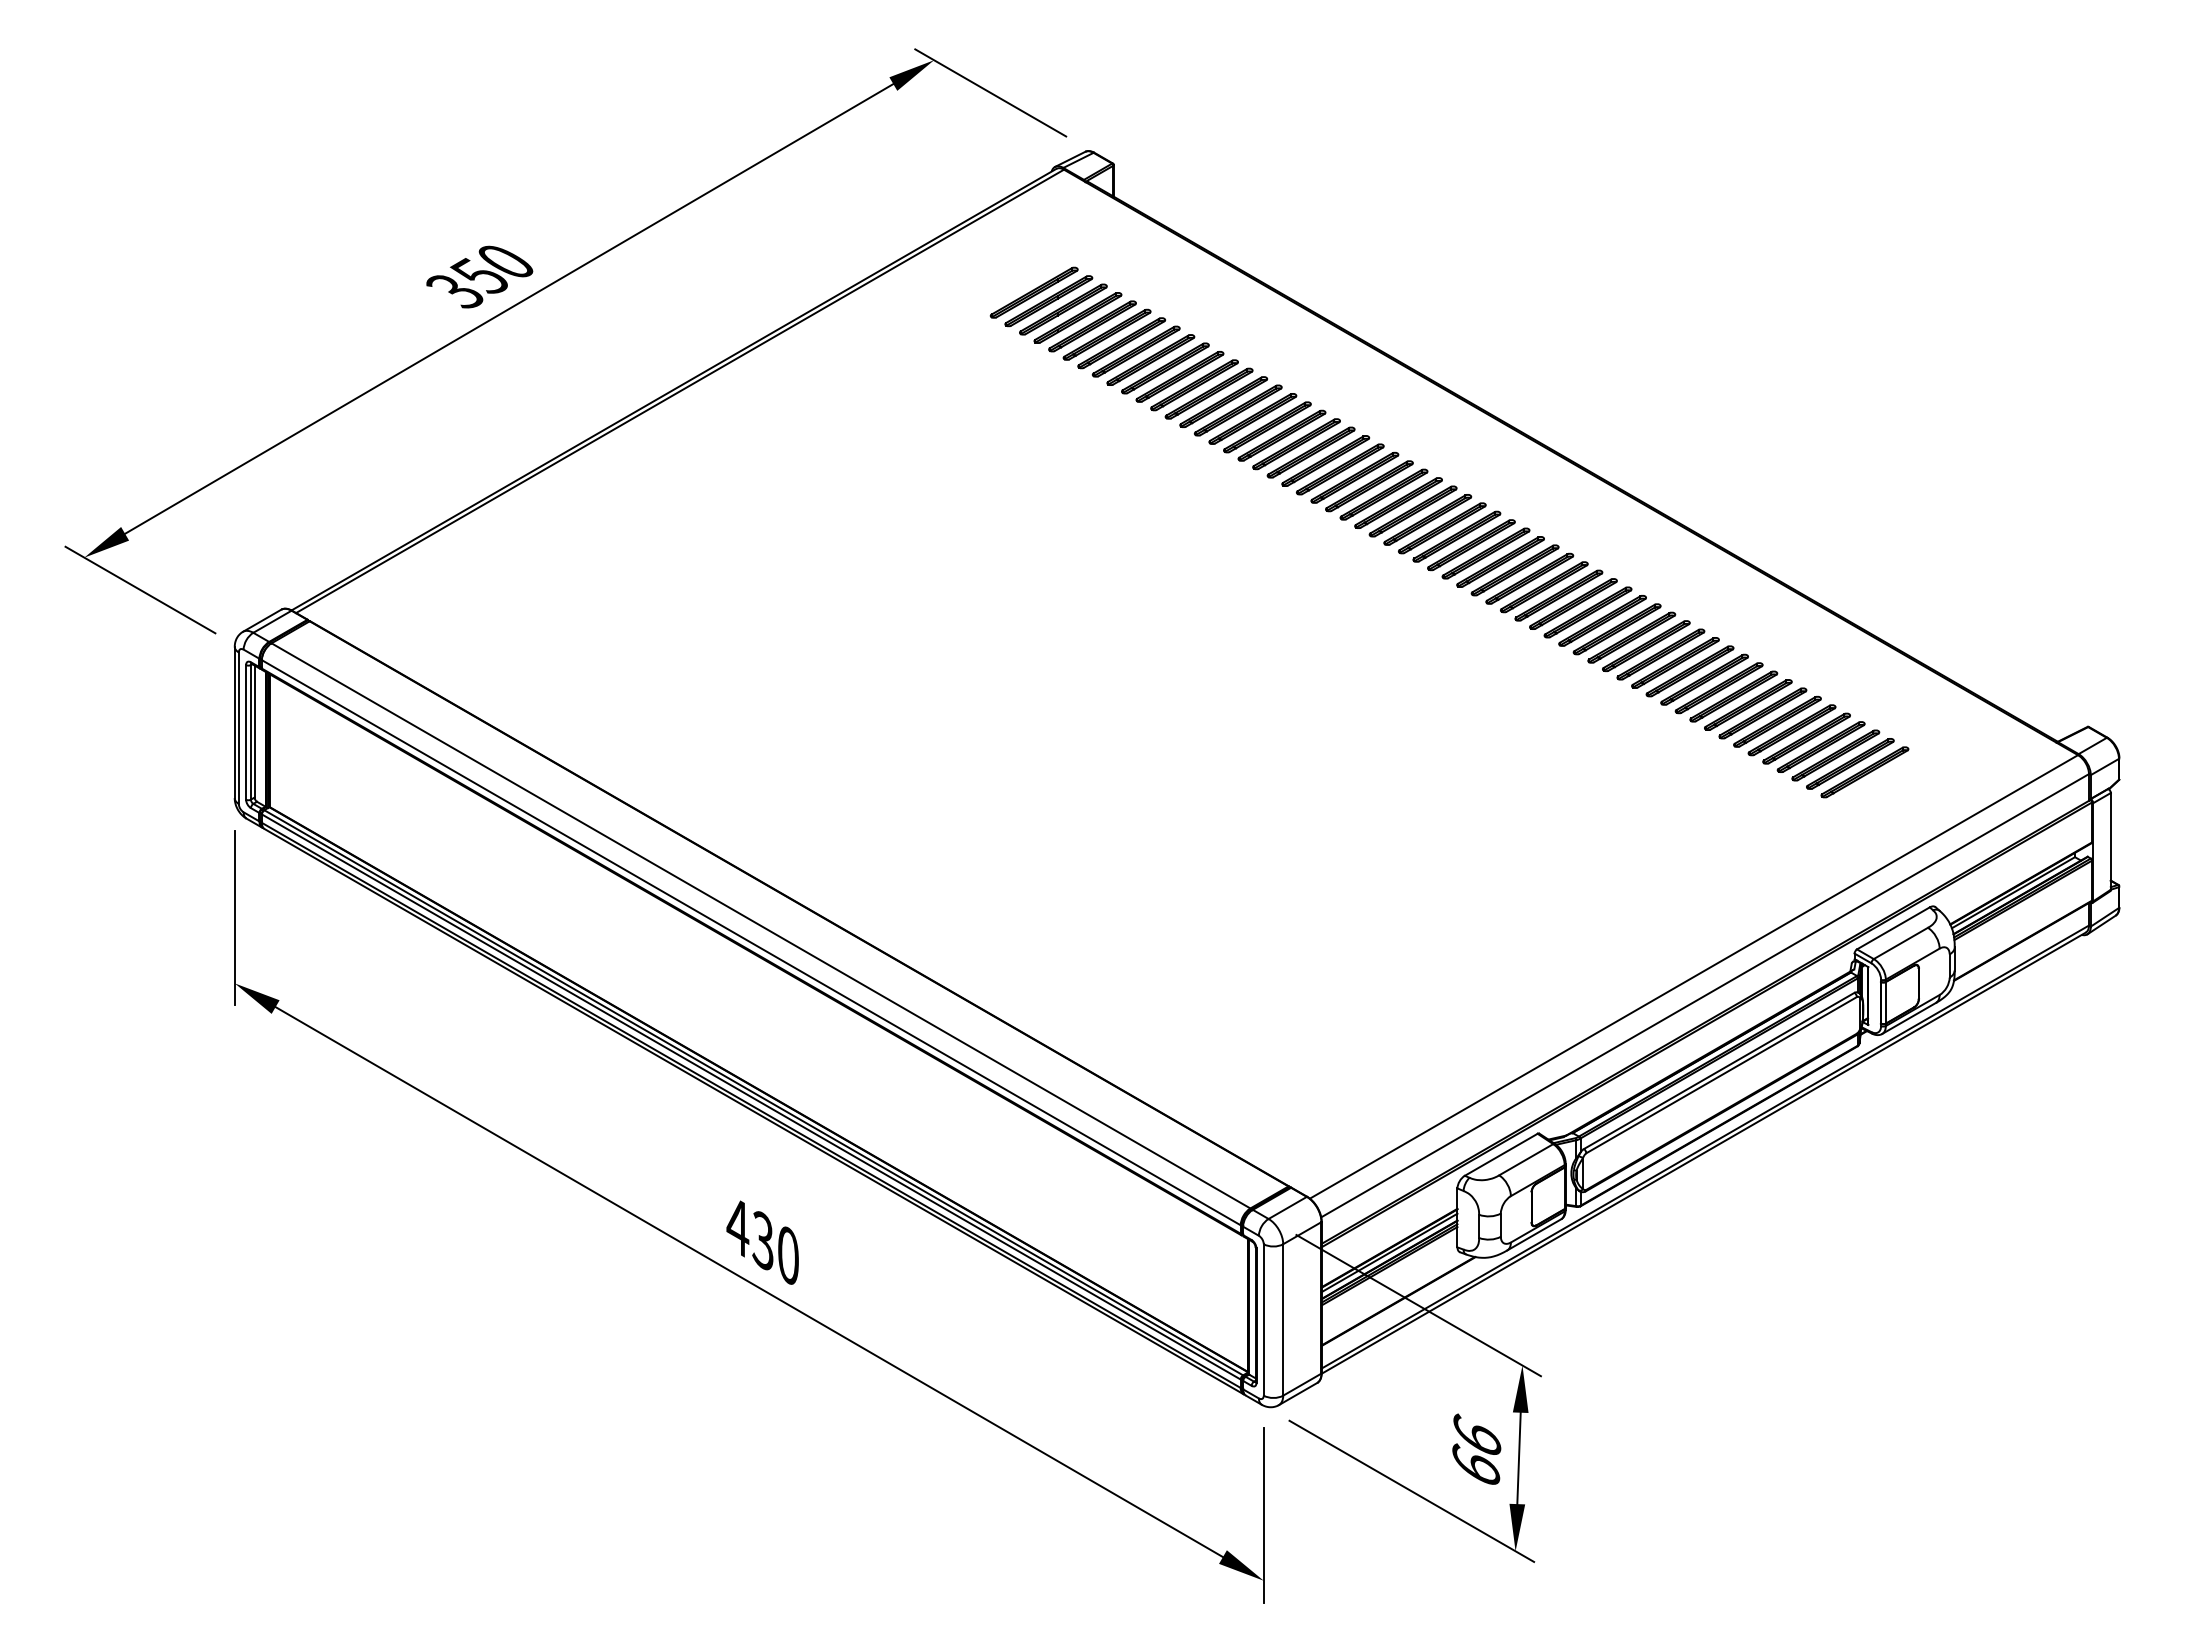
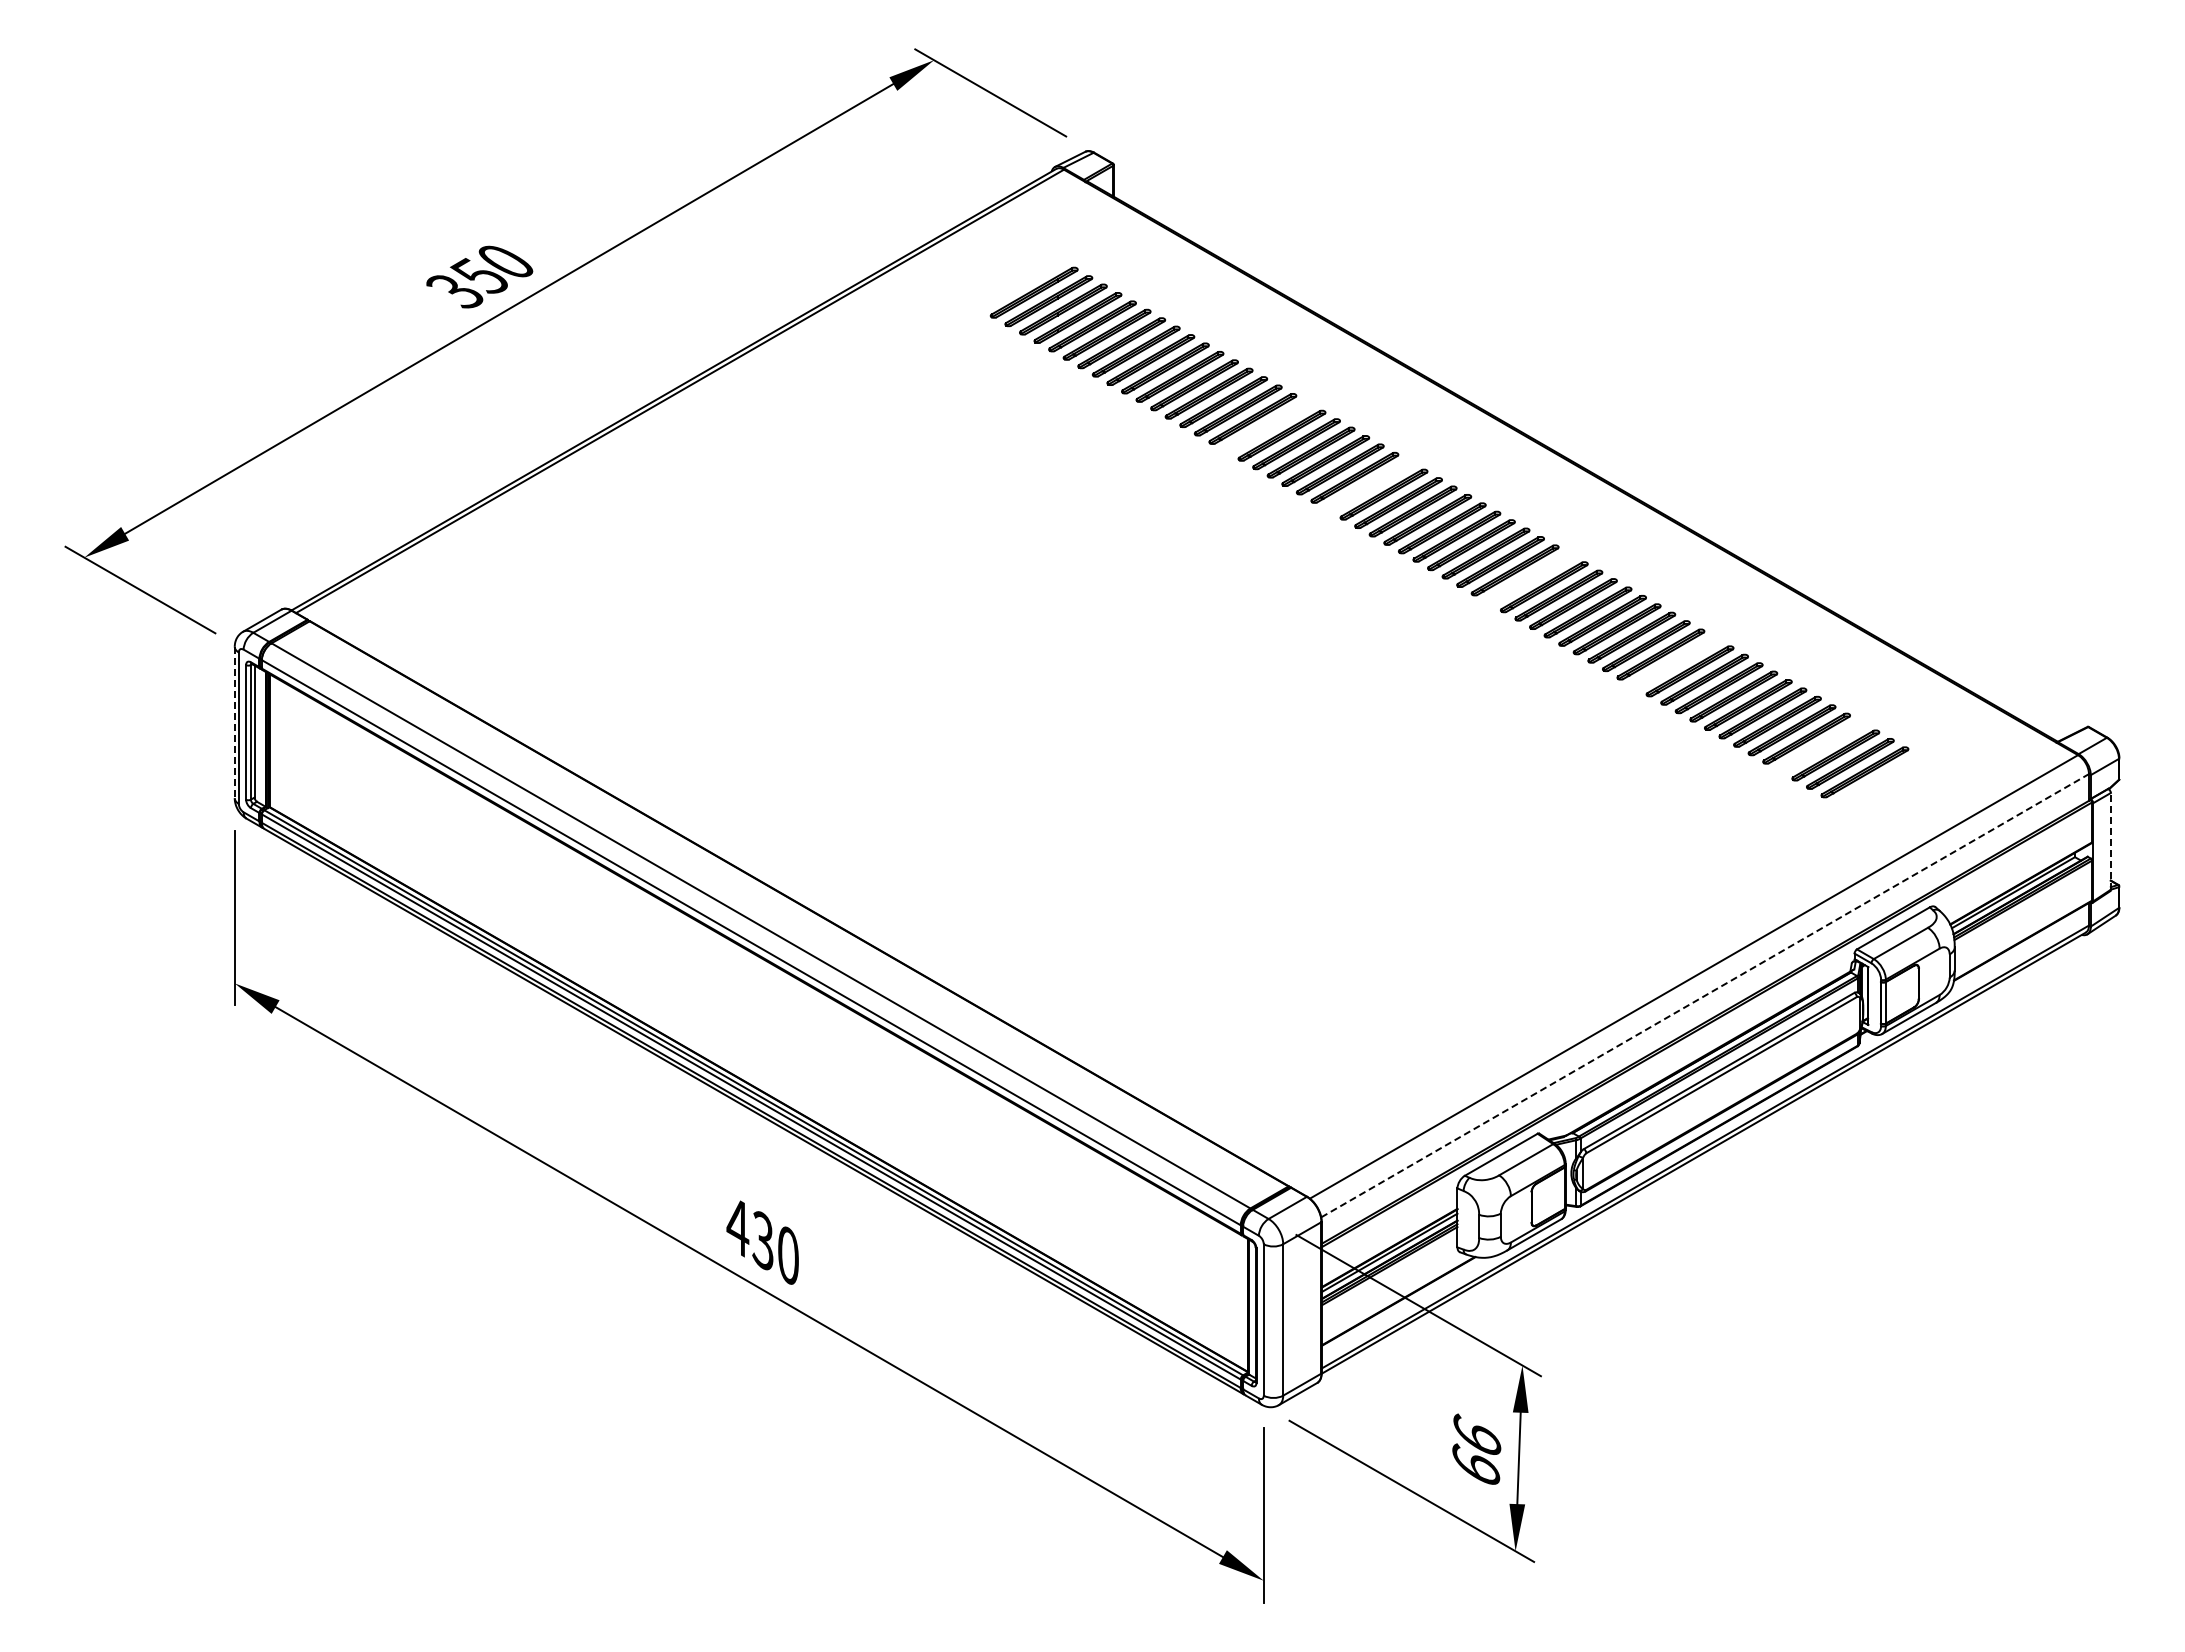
part: present -> none (1267, 427)
part: present -> none (1369, 486)
part: present -> none (1529, 578)
part: present -> none (1675, 662)
line: solid -> dashed (234, 722)
part: present -> none (1820, 746)
line: solid -> dashed (2110, 840)
line: solid -> dashed (1705, 995)
